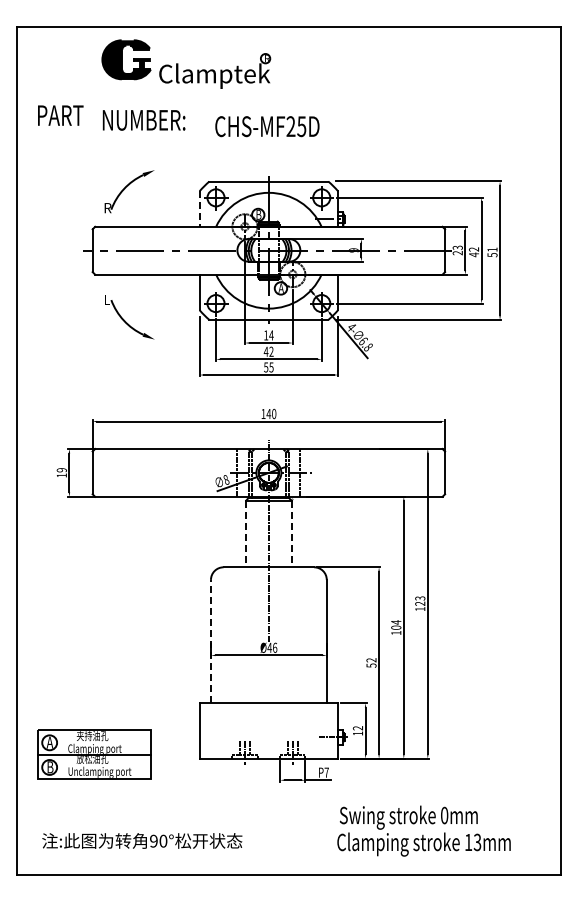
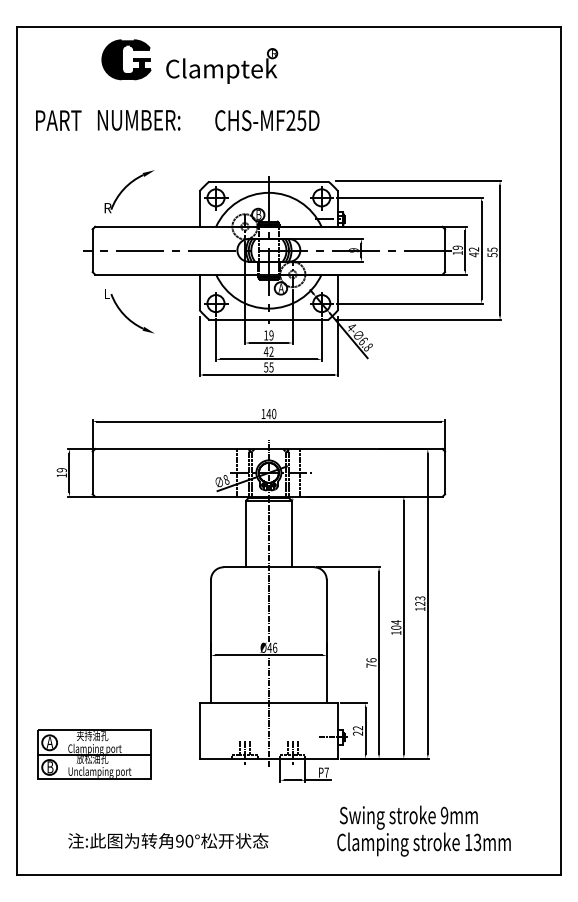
part position: (215, 70) -> (222, 65) (222, 65)
text position: (60, 115) -> (58, 120) (58, 120)
text position: (143, 120) -> (138, 120) (138, 120)
text position: (267, 126) -> (267, 120) (267, 120)
line: dashed -> solid (199, 209)
text: 51 -> 55 (492, 249)
text: 23 -> 19 (457, 250)
part position: (129, 317) -> (129, 311) (129, 311)
text: 14 -> 19 (271, 335)
line: dashed -> solid (246, 534)
line: dashed -> solid (291, 534)
line: dashed -> solid (210, 641)
text: 52 -> 76 (371, 662)
line: none -> present (268, 710)
text: 12 -> 22 (357, 733)
text: 0mm -> 9mm (444, 815)
text position: (142, 840) -> (168, 840) (168, 840)
